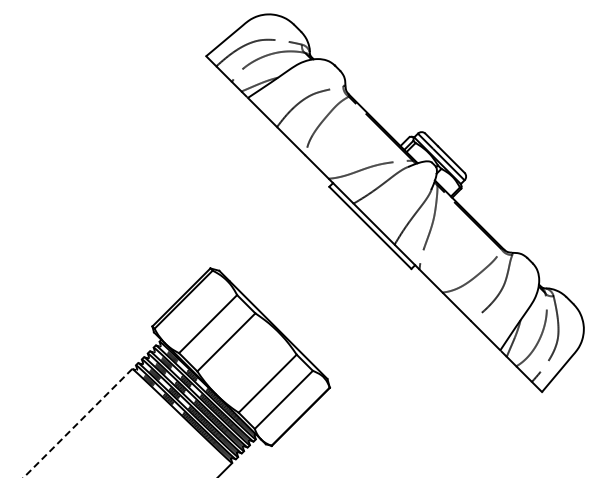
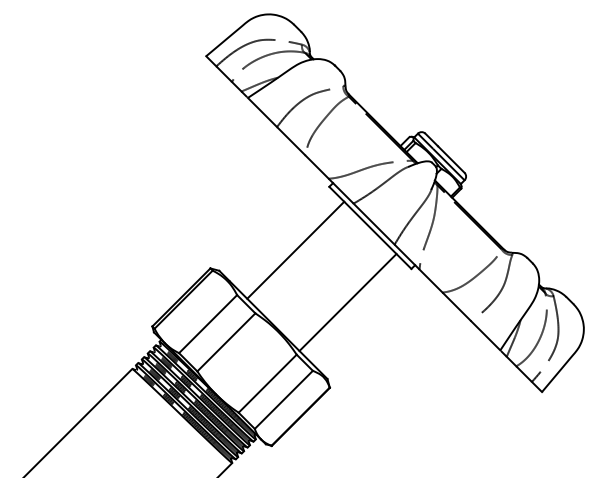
line: none -> present (295, 249)
line: none -> present (347, 302)
line: dashed -> solid (77, 423)
